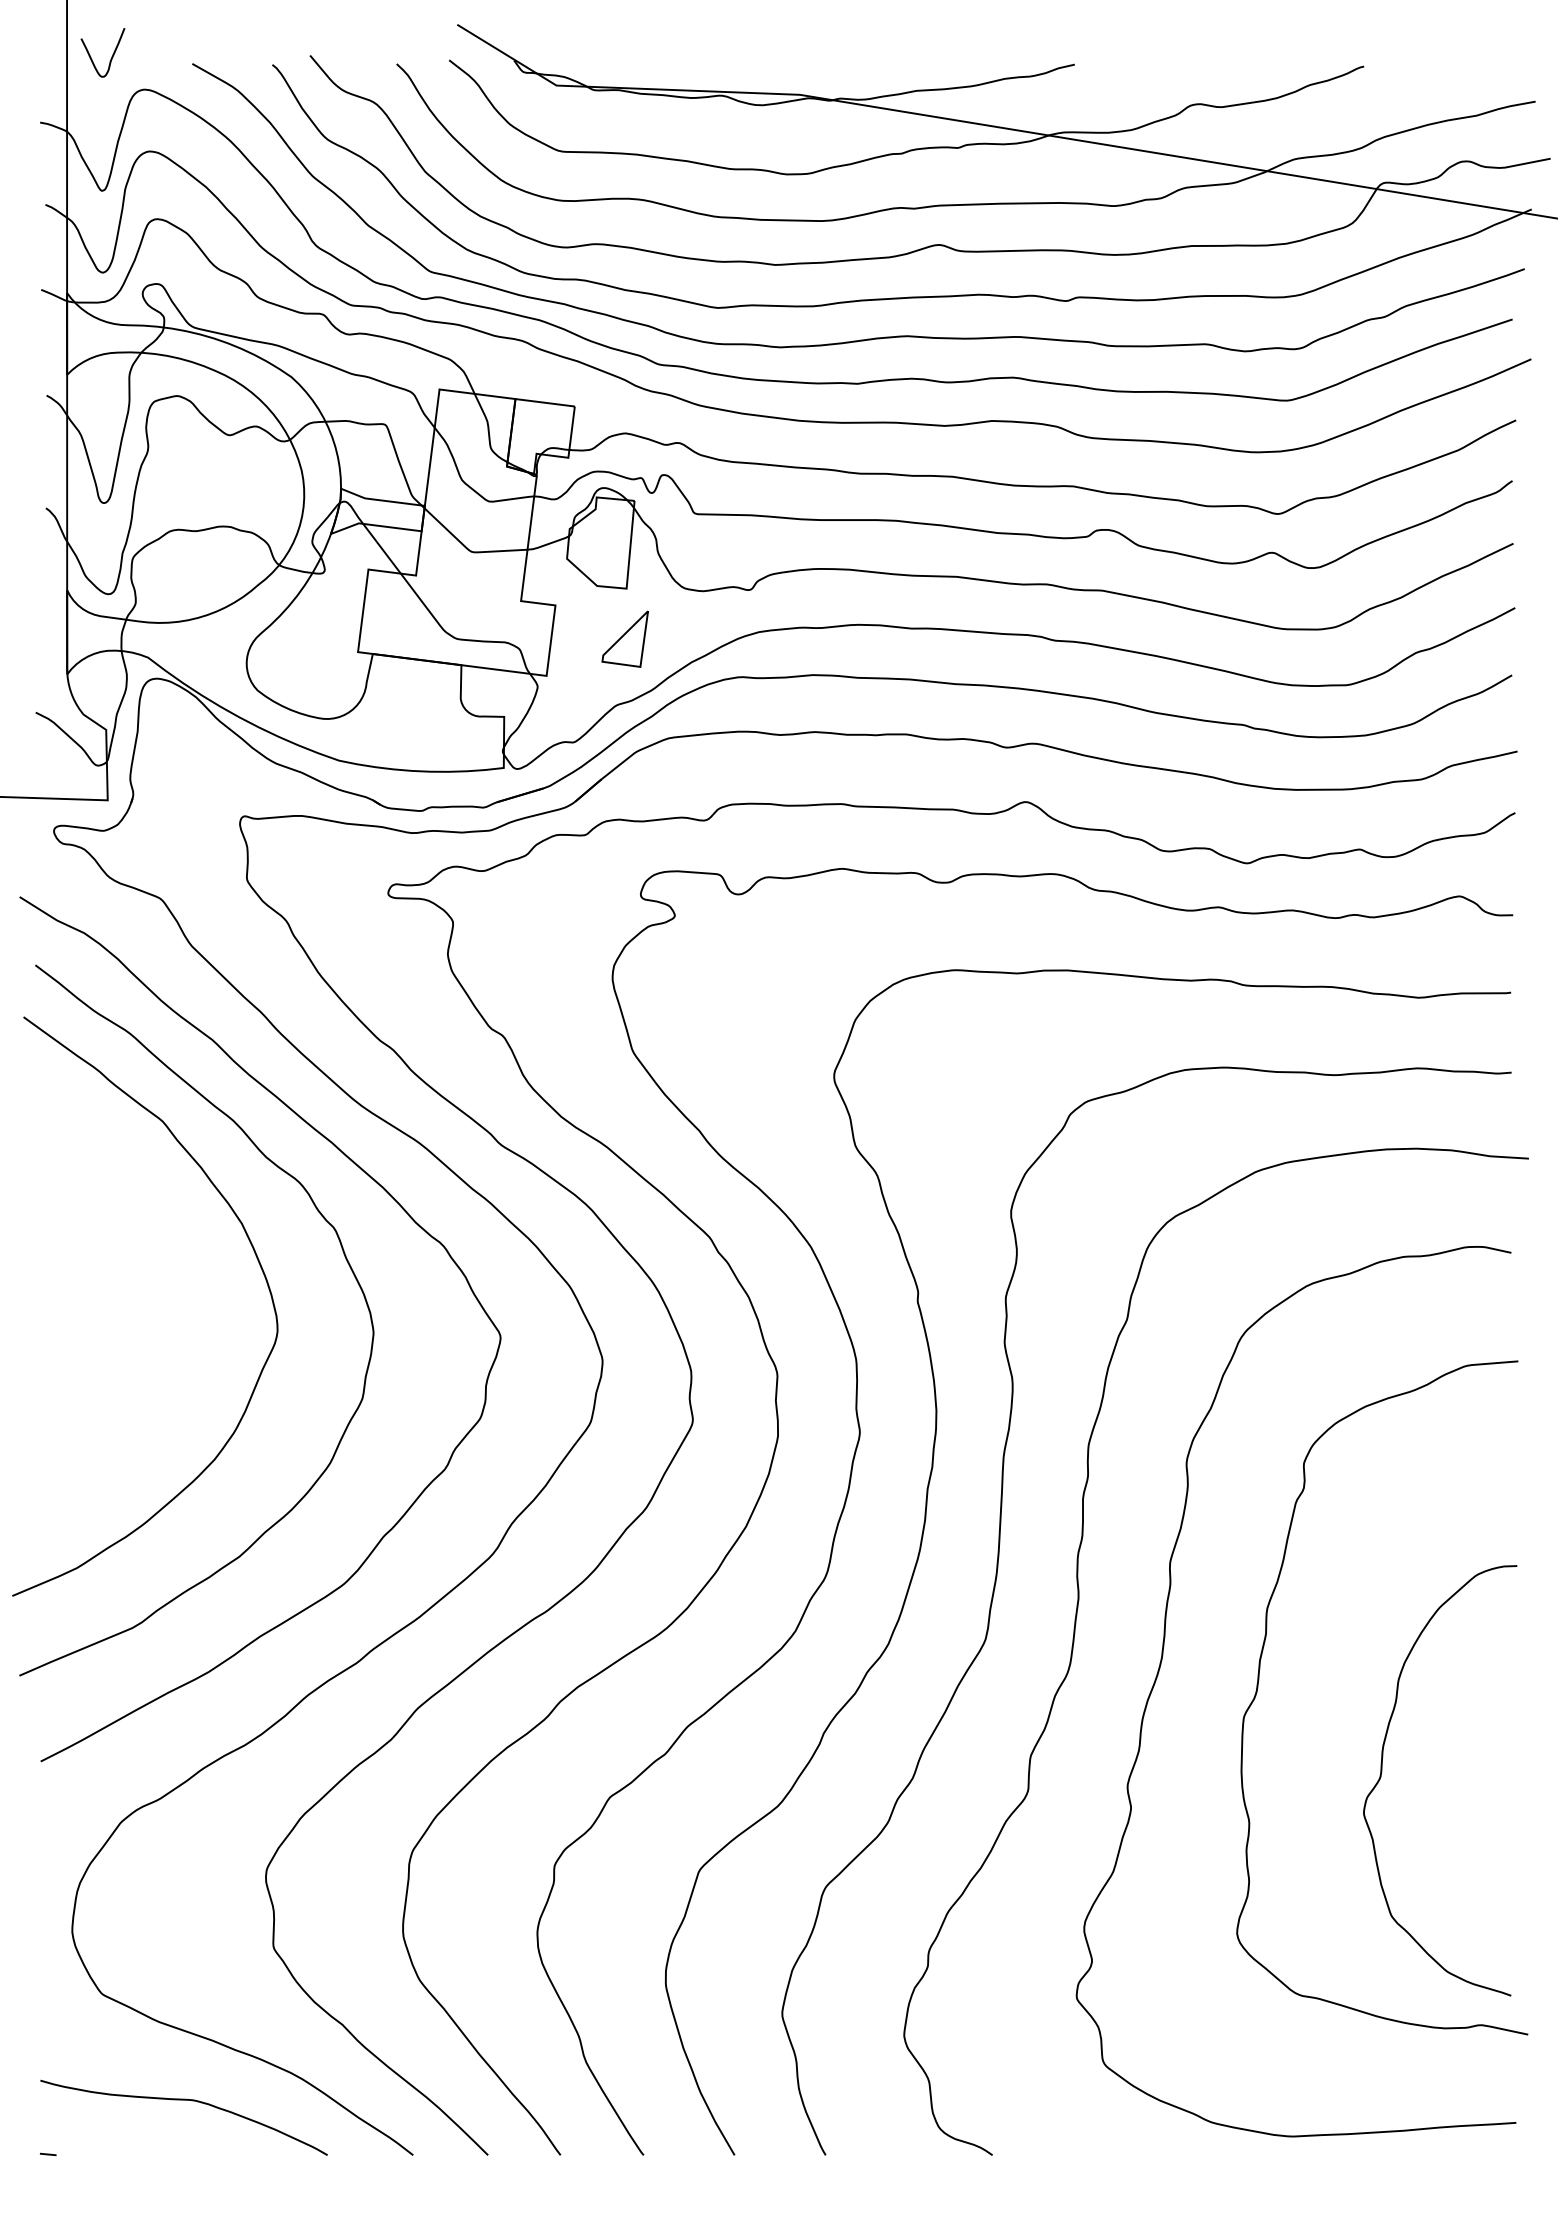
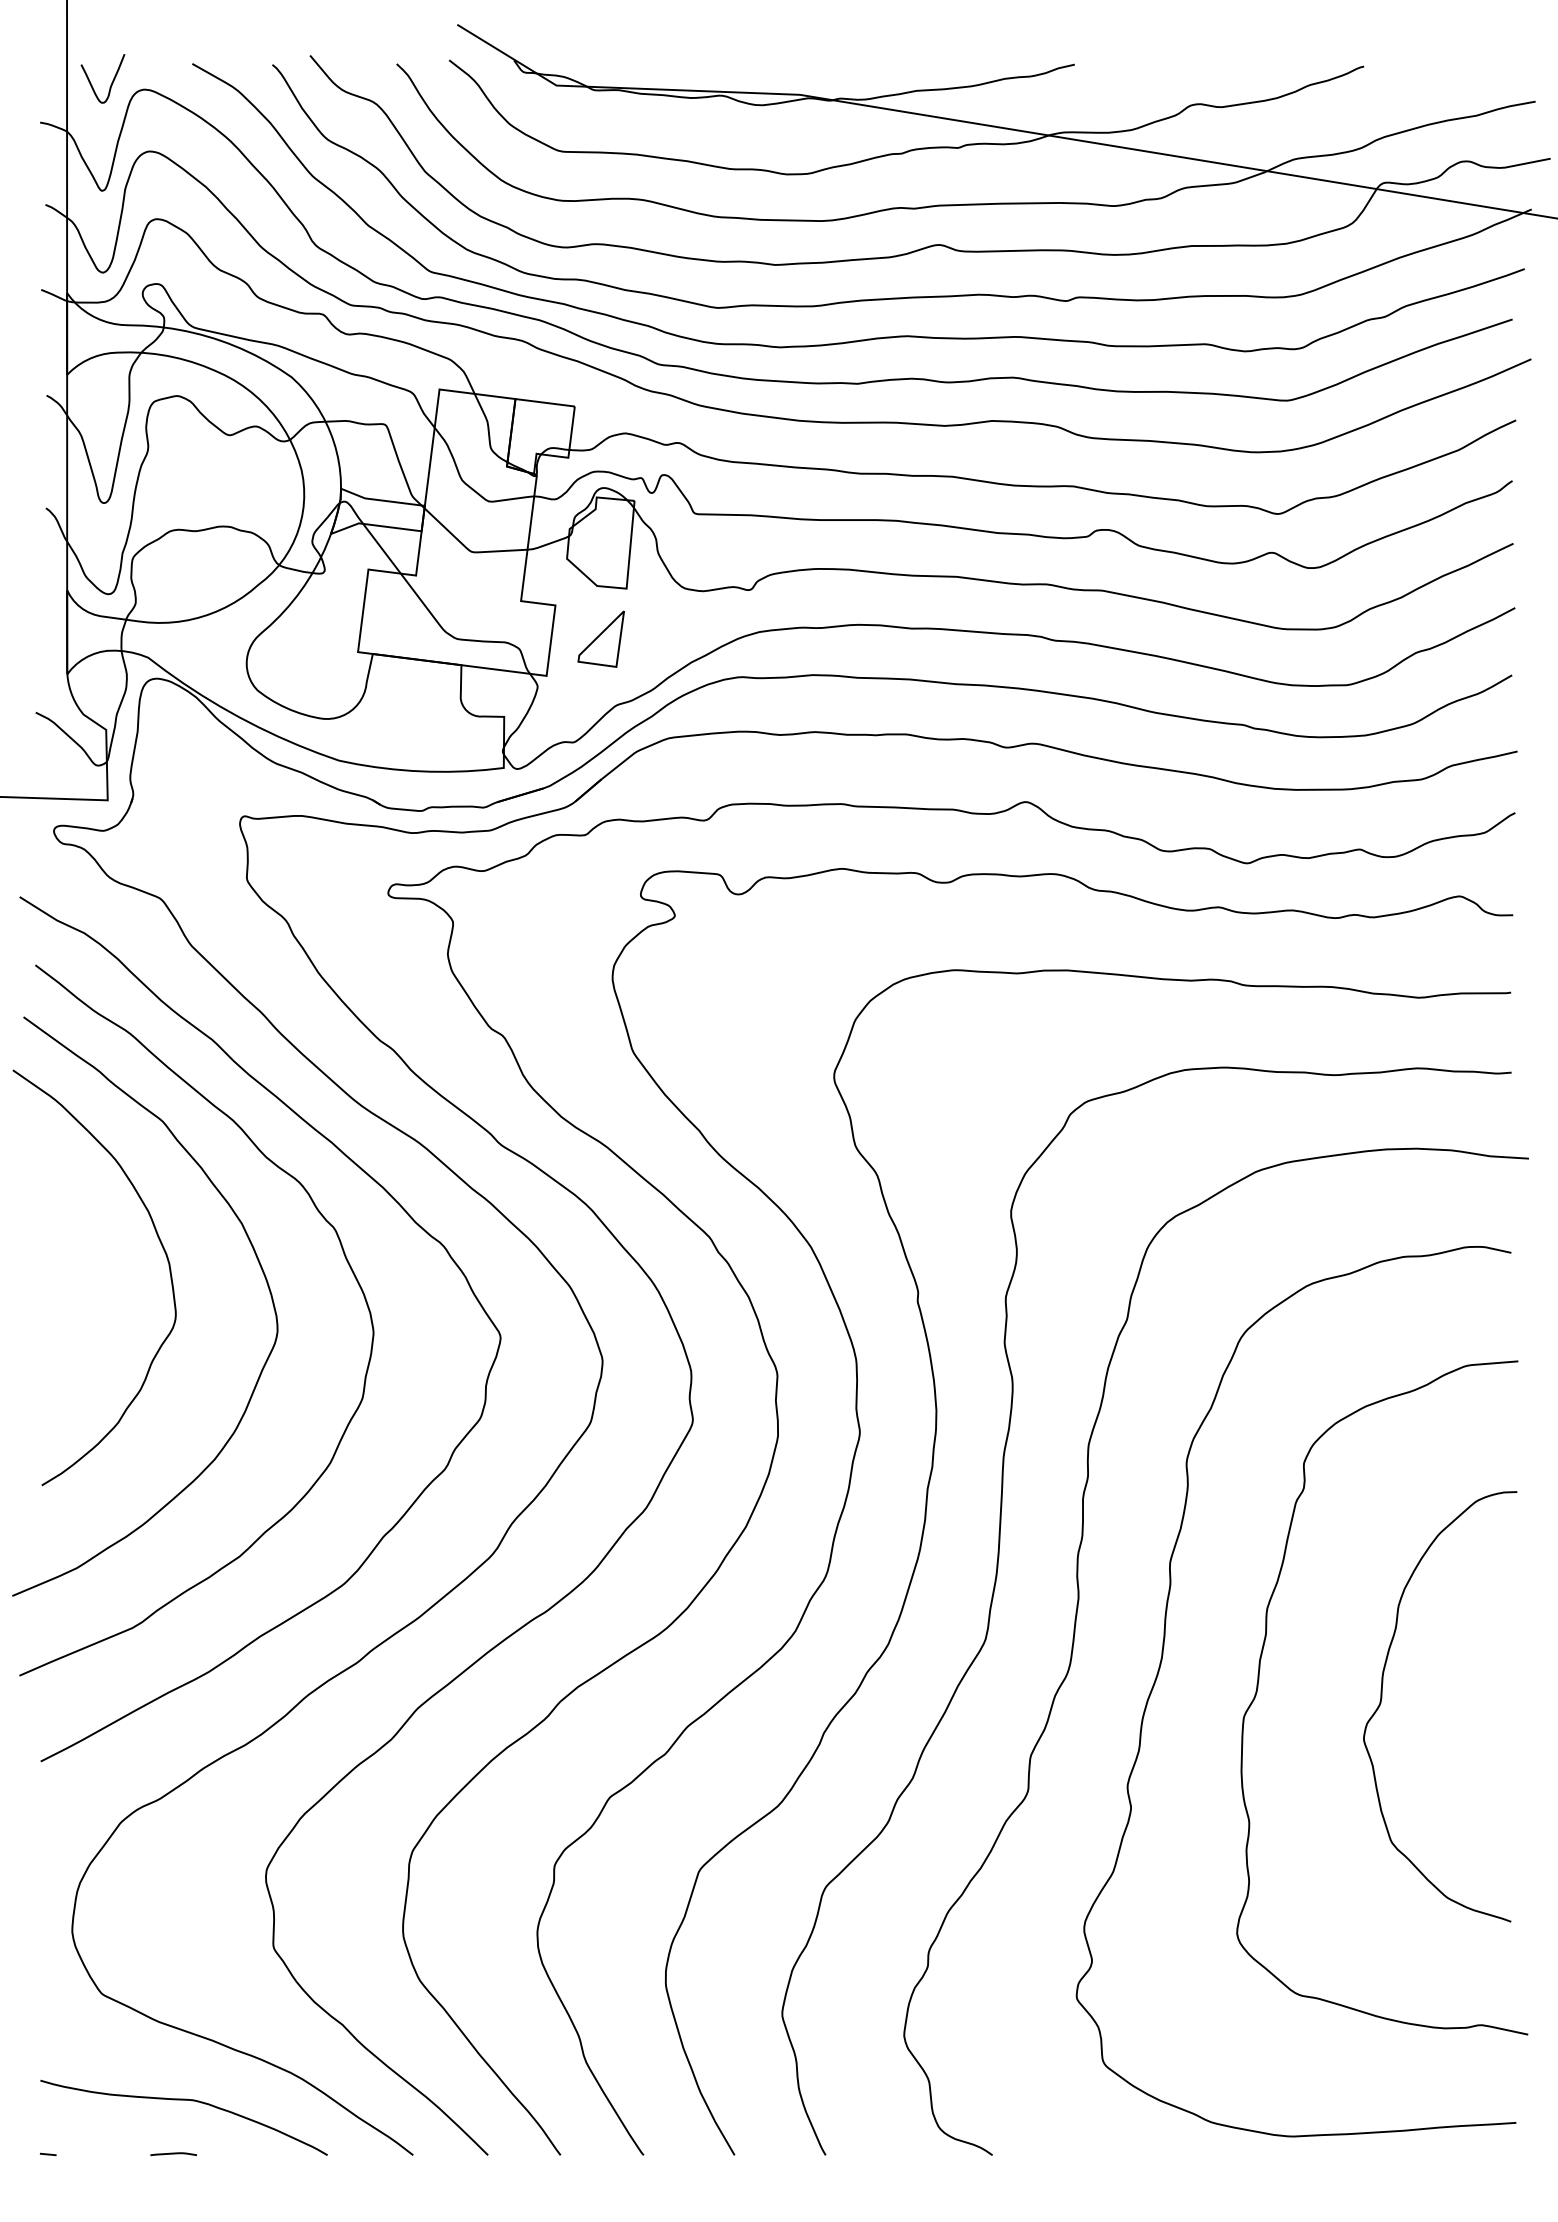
curve position: (111, 56) -> (111, 82) (111, 82)
part position: (624, 638) -> (600, 638) (600, 638)
curve: none -> present (161, 1246)
curve position: (1382, 1772) -> (1382, 1698) (1382, 1698)
line: none -> present (173, 2153)
